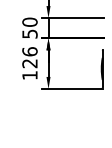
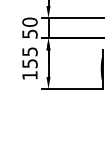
text: 126 -> 155 (29, 57)
